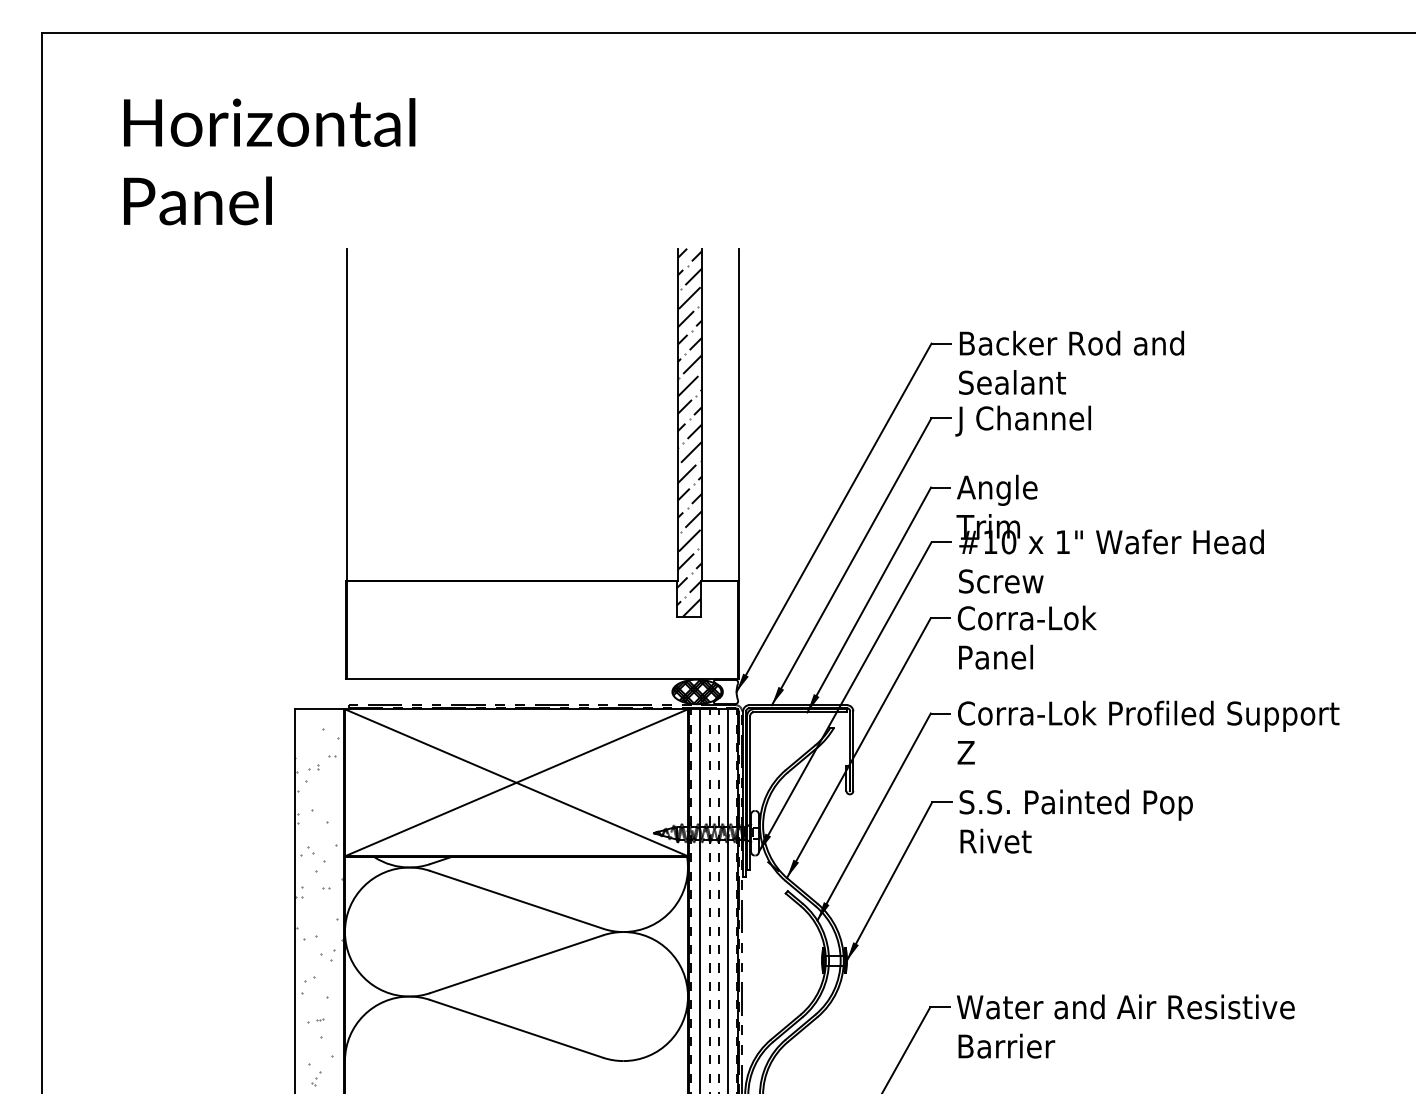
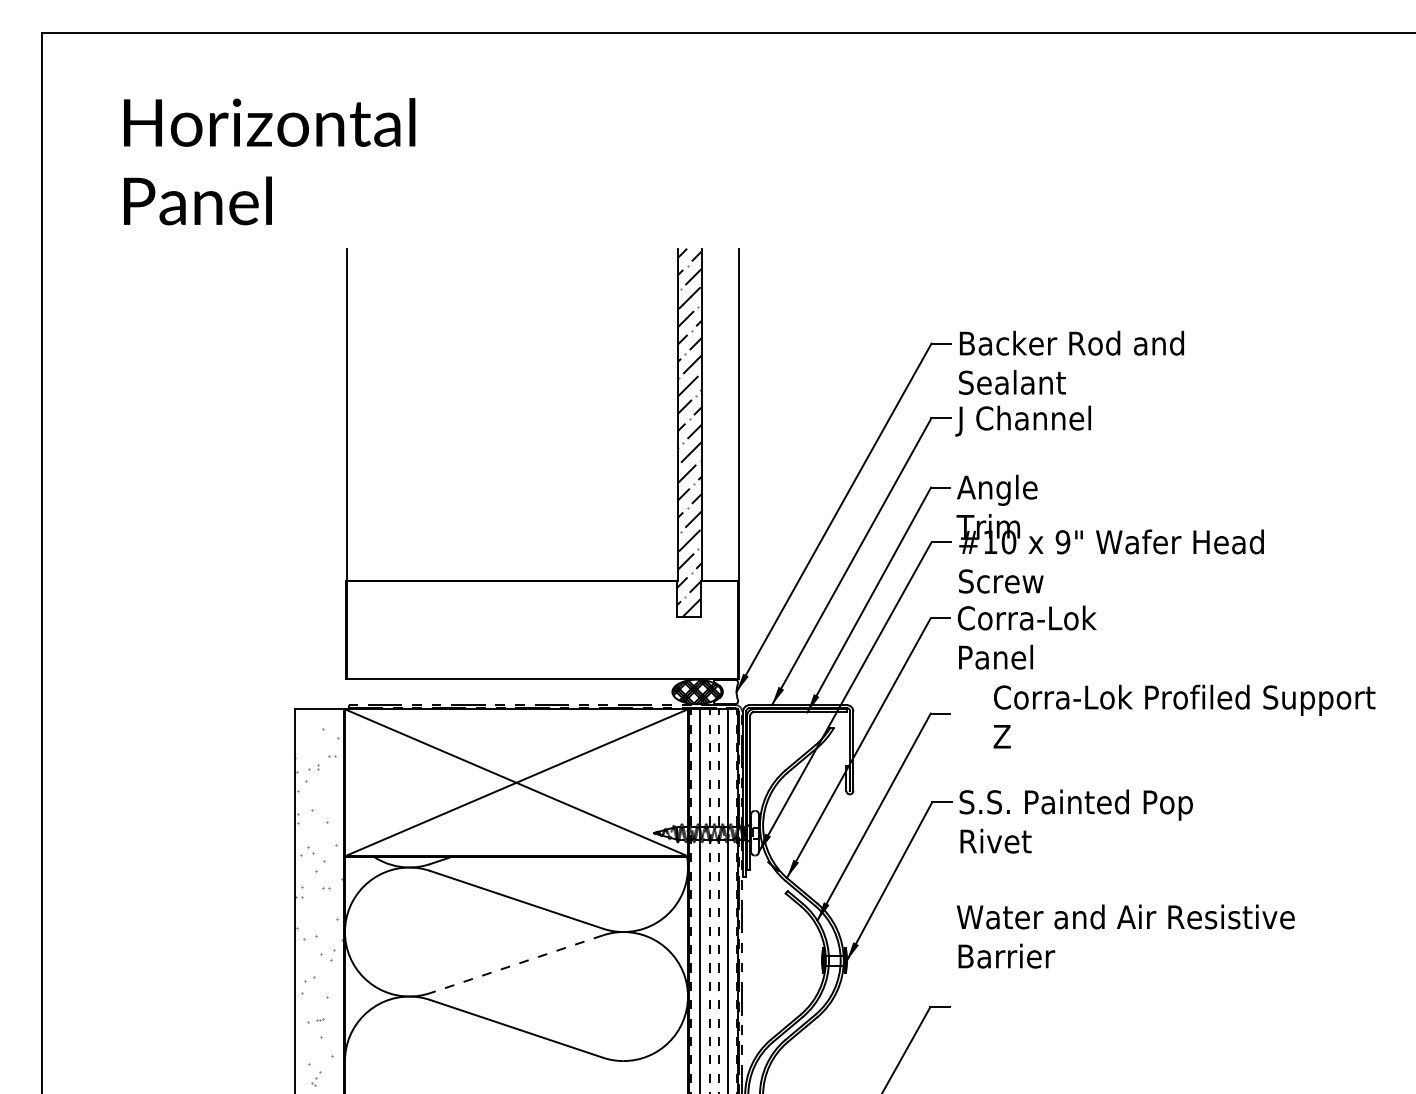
text: 1" -> 9" (1062, 542)
text position: (1148, 732) -> (1184, 716) (1184, 716)
line: solid -> dashed (516, 964)
text position: (1125, 1026) -> (1125, 936) (1125, 936)
